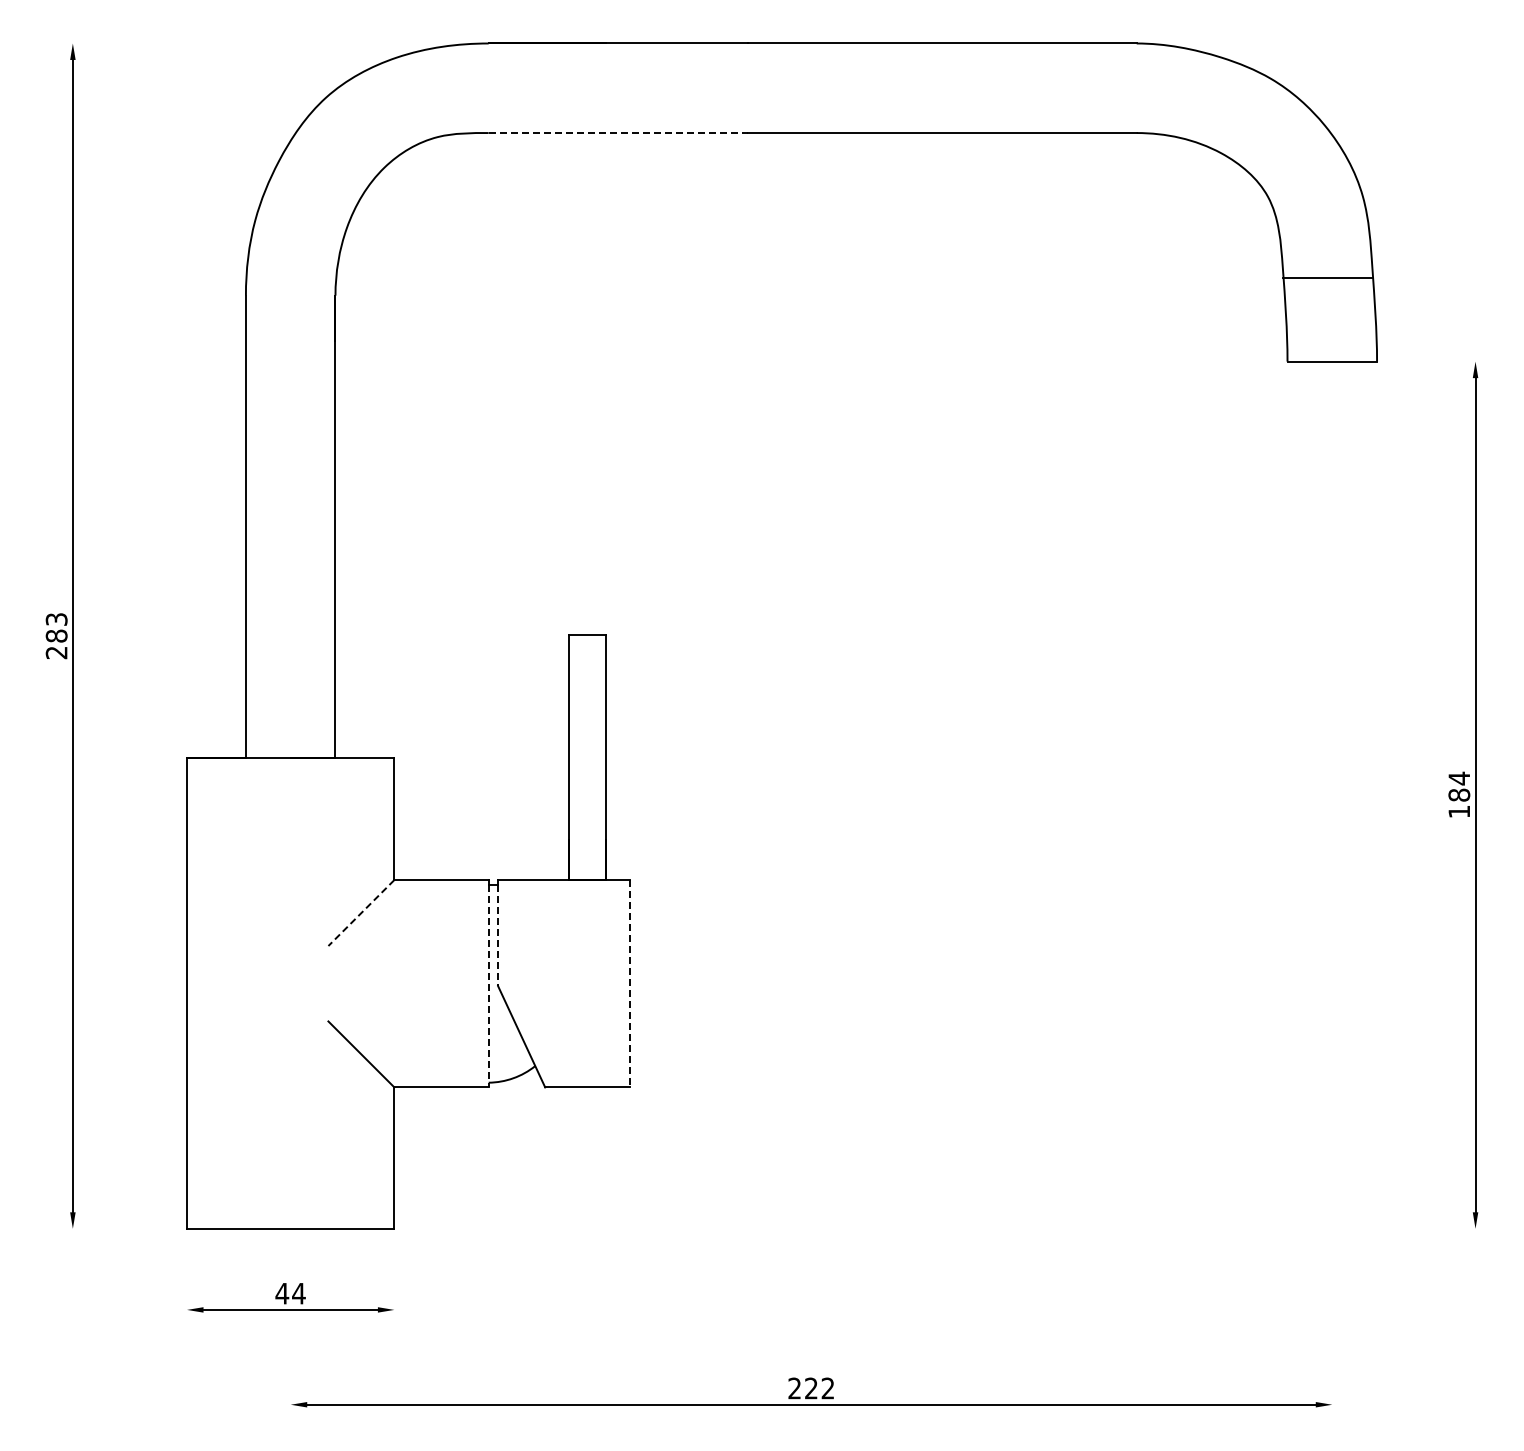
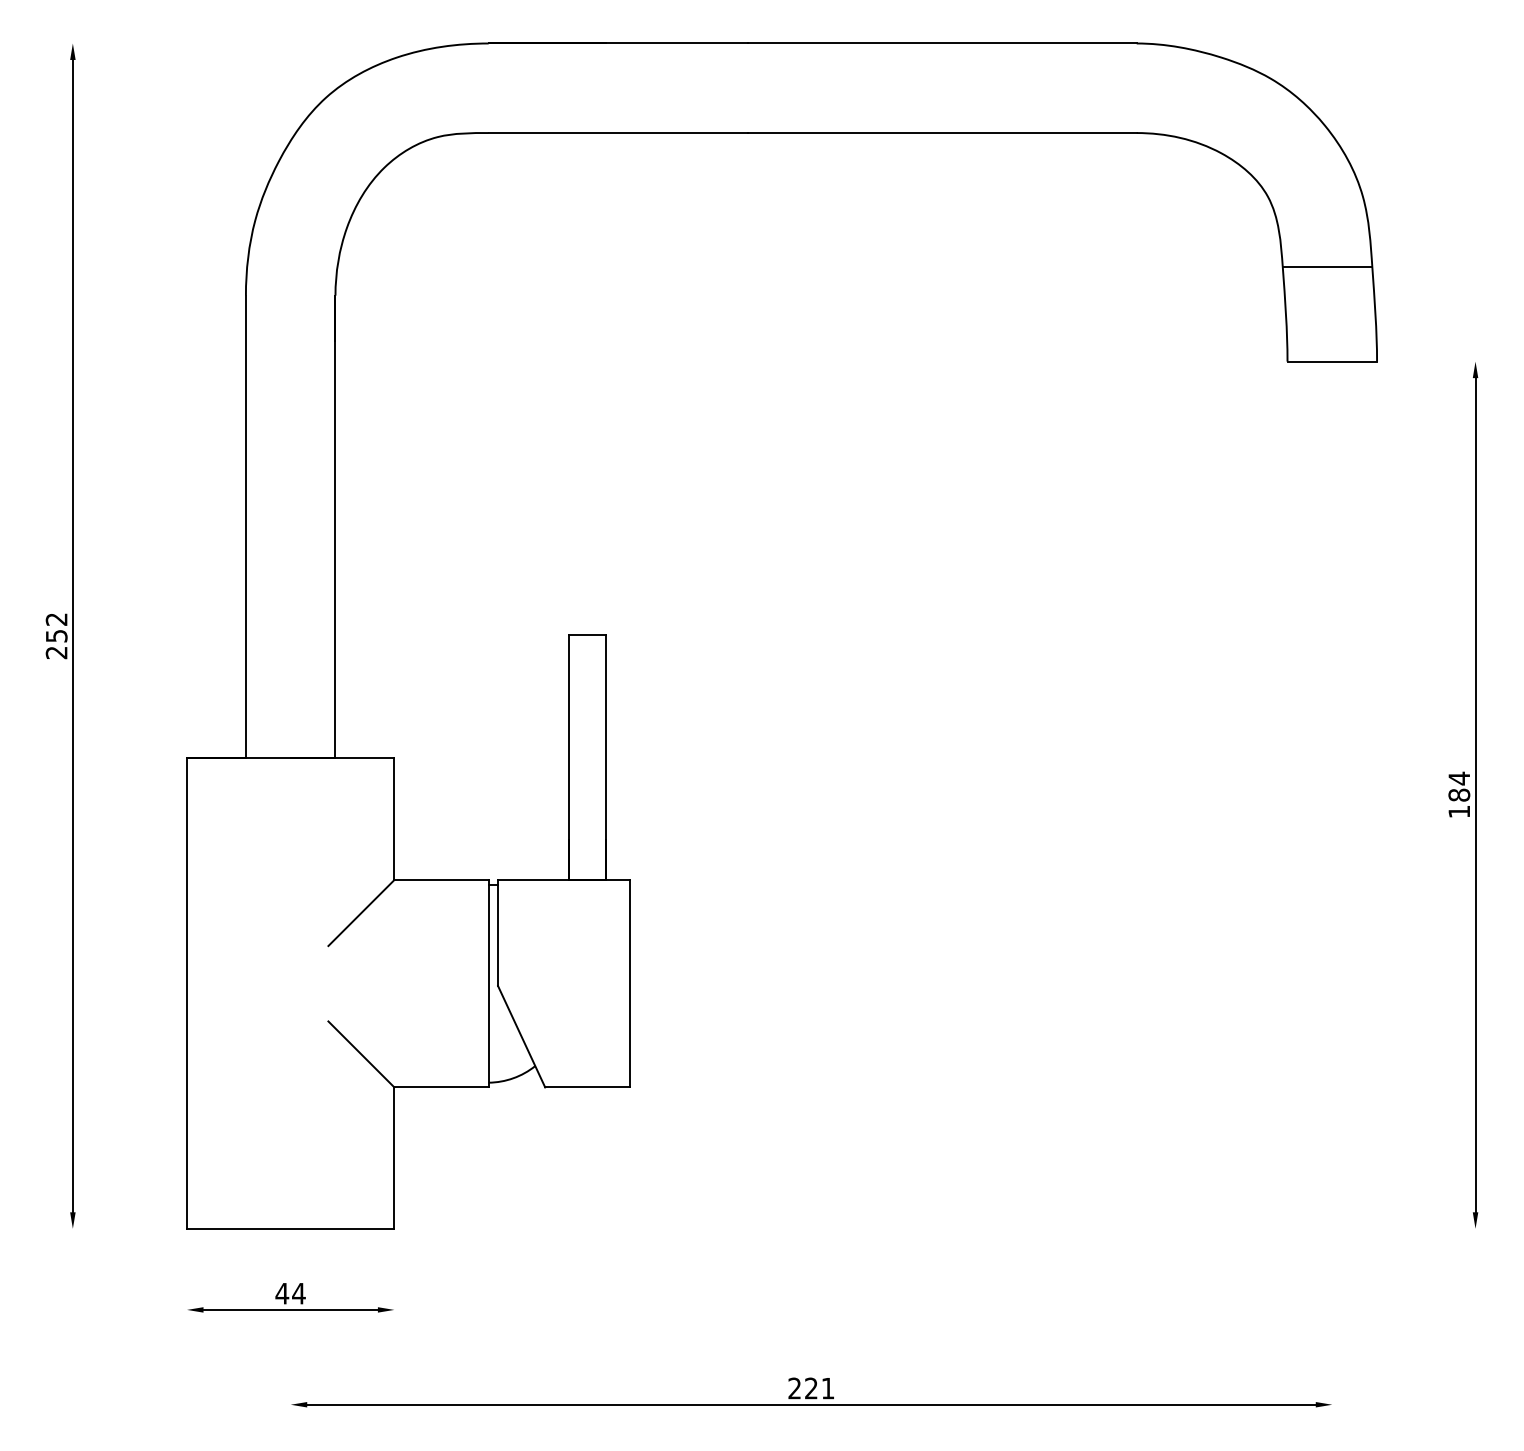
line: dashed -> solid (618, 133)
line position: (1327, 278) -> (1327, 267) (1327, 267)
text: 283 -> 252 (56, 627)
line: dashed -> solid (361, 913)
line: dashed -> solid (498, 935)
line: dashed -> solid (630, 983)
line: dashed -> solid (488, 986)
text: 222 -> 221 (827, 1388)
